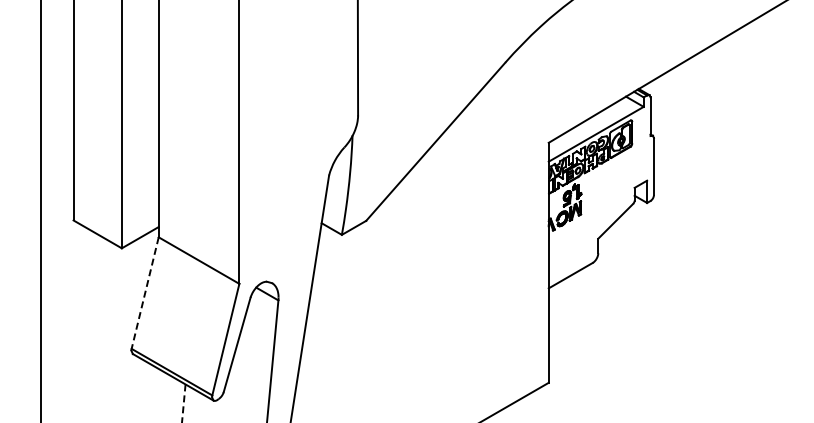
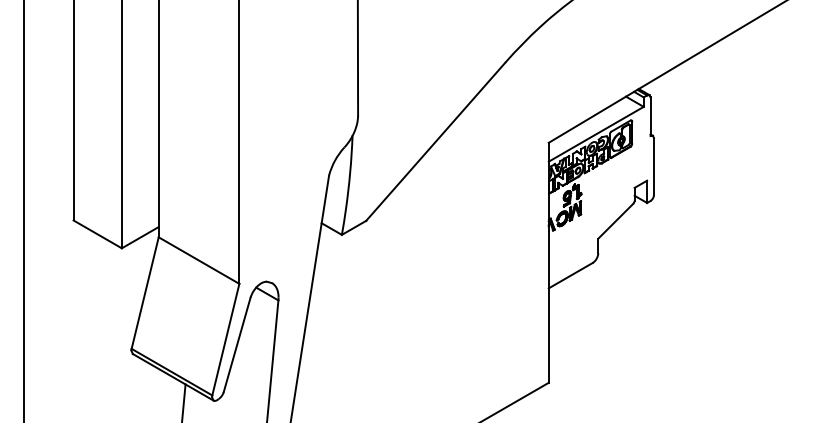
line position: (41, 210) -> (24, 210) (24, 210)
line: dashed -> solid (145, 293)
line: dashed -> solid (183, 403)
